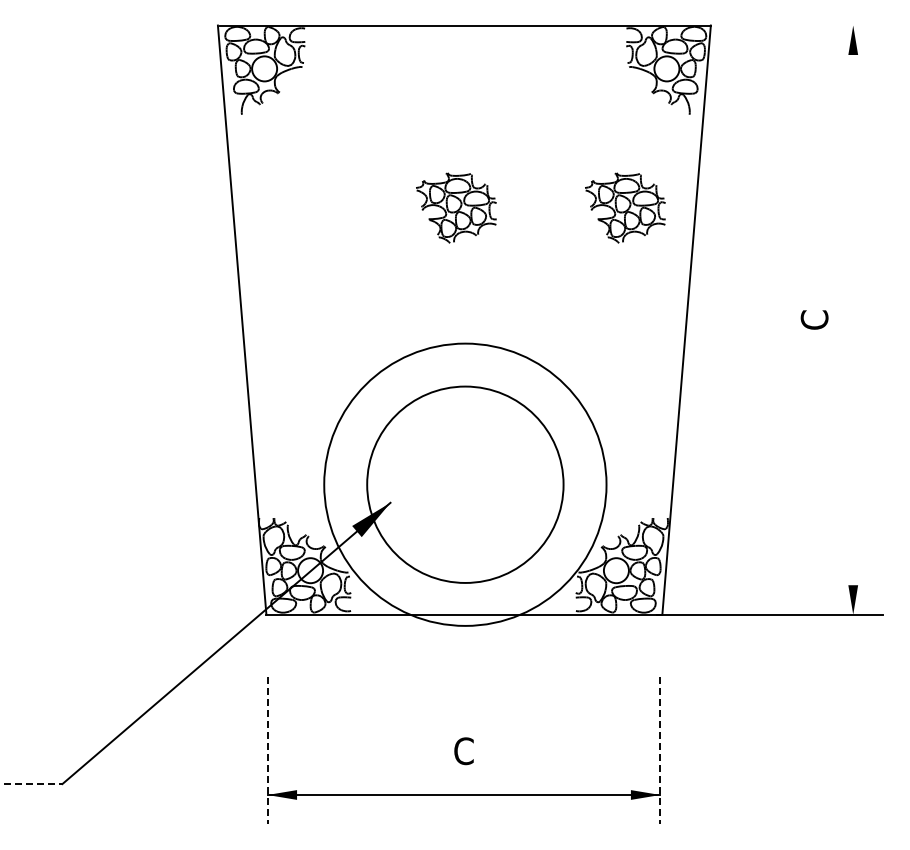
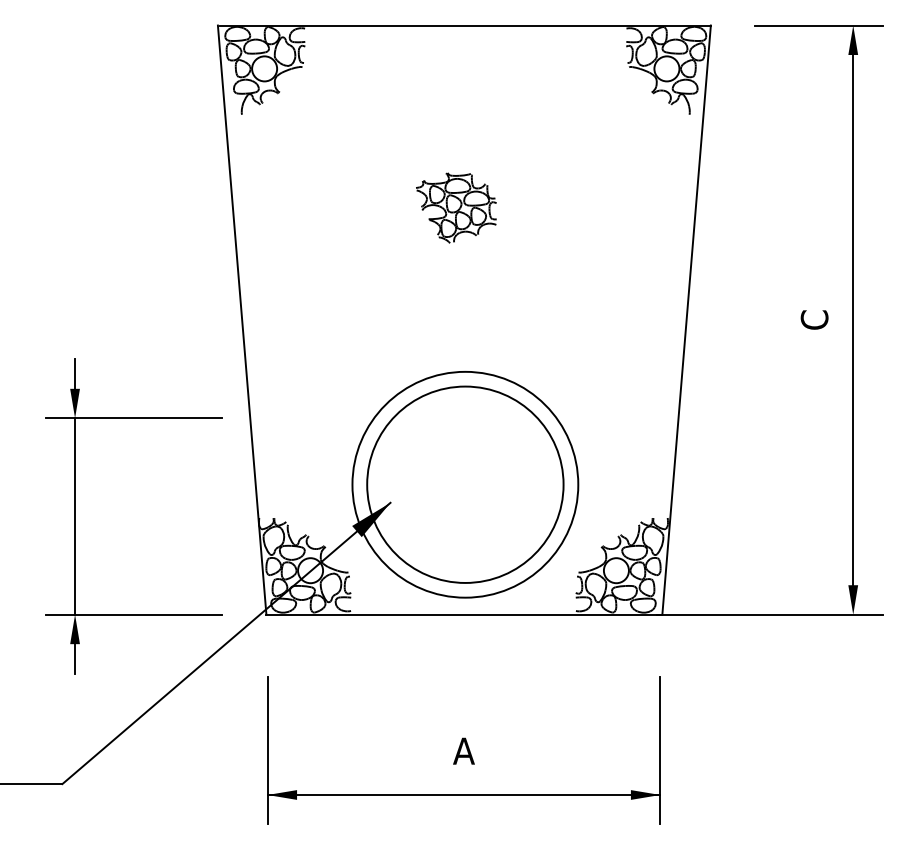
line: none -> present (818, 25)
part: present -> none (625, 207)
line: none -> present (853, 320)
circle diameter: 282 px -> 226 px (465, 484)
part: none -> present (75, 516)
line: dashed -> solid (267, 750)
line: dashed -> solid (660, 750)
text: C -> A (463, 751)
line: dashed -> solid (31, 784)
